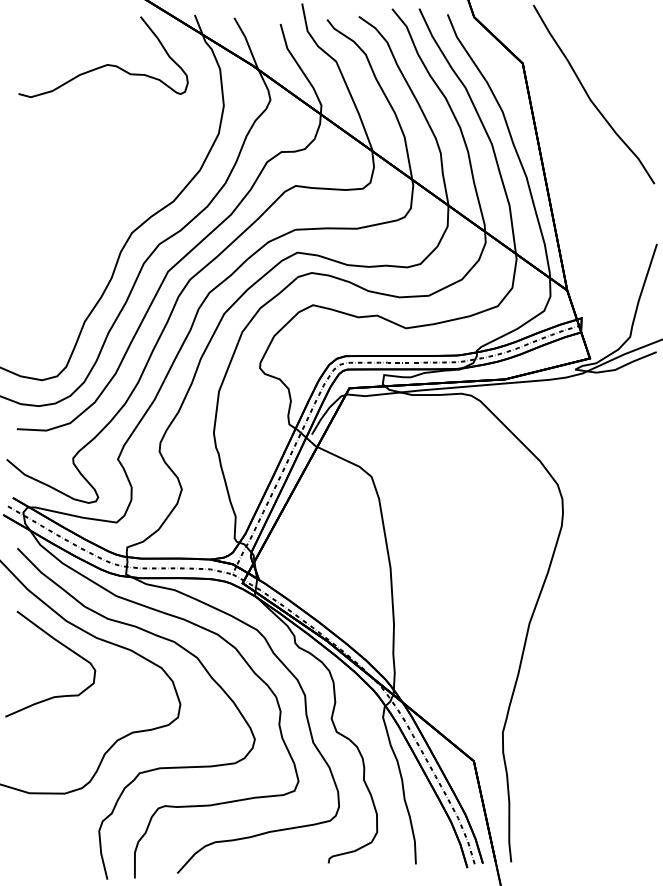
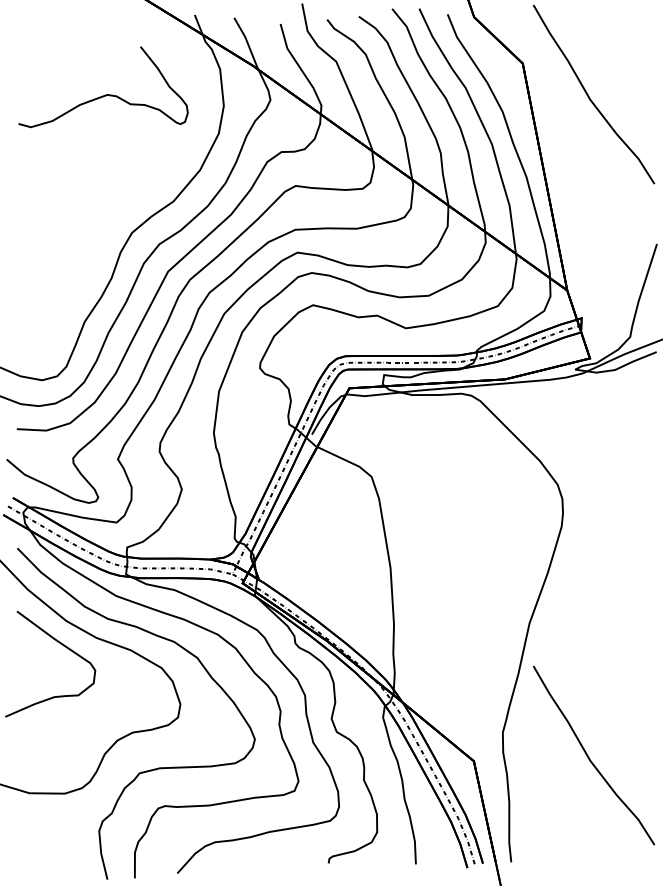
curve position: (105, 64) -> (105, 94) (105, 94)
curve: none -> present (590, 758)
